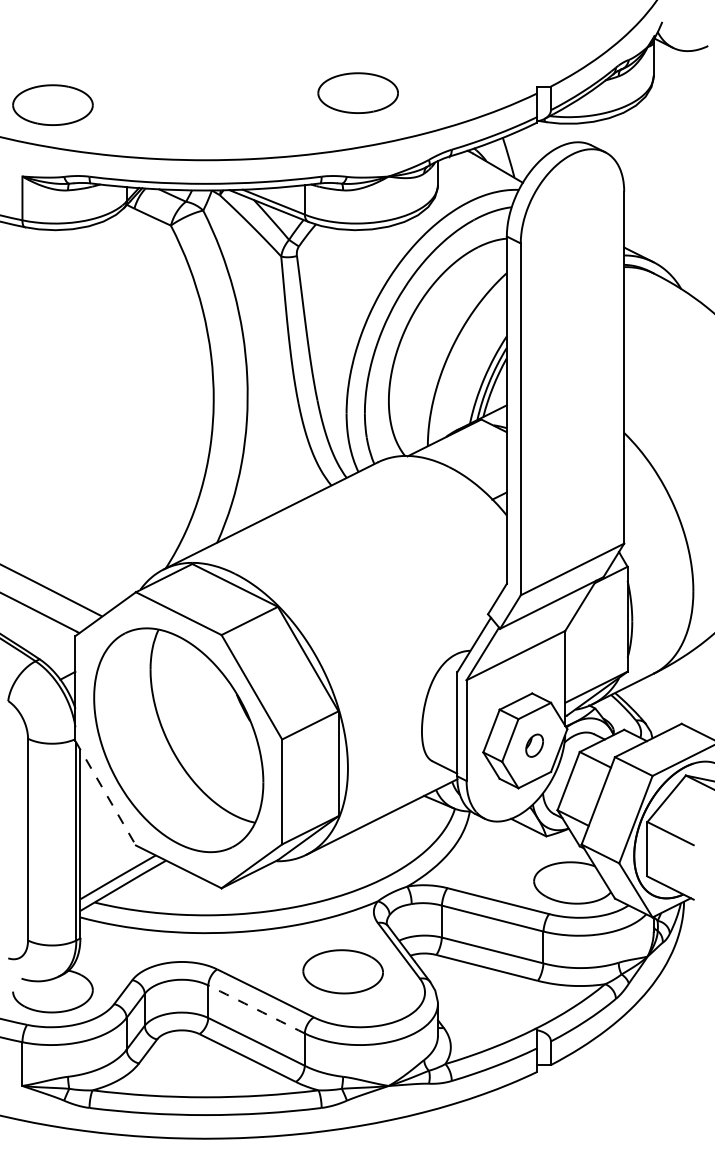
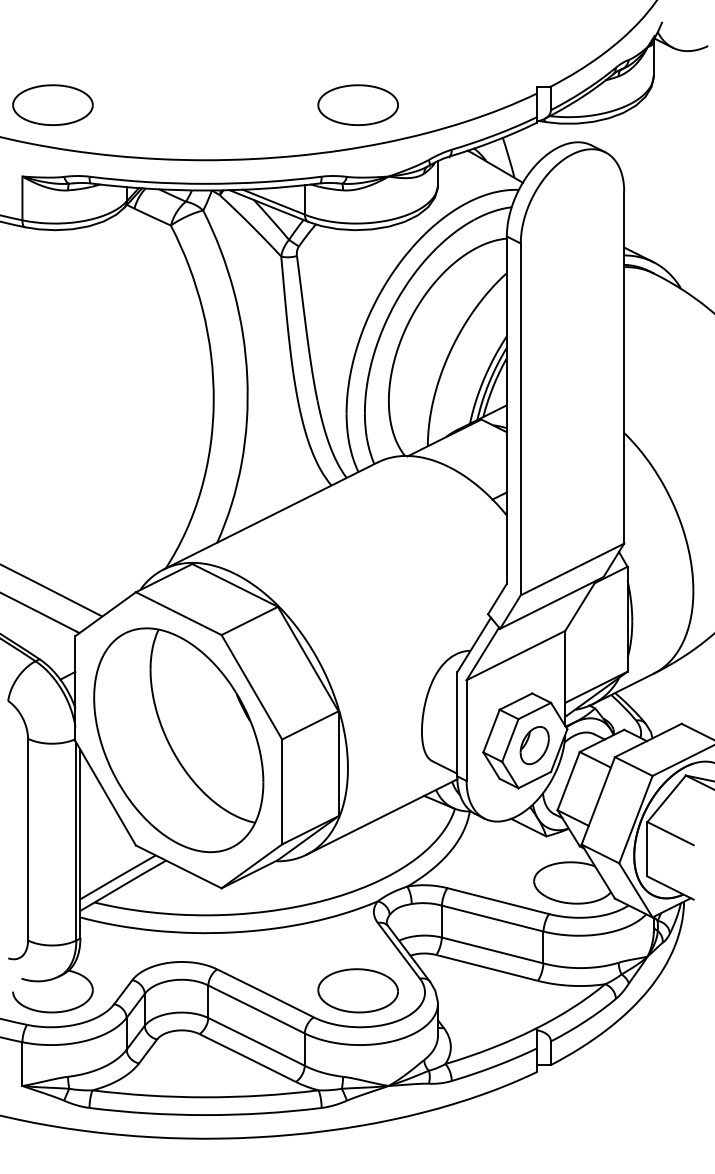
part position: (357, 92) -> (357, 104) (357, 104)
part size: 19x25 px -> 31x40 px (534, 745)
line: dashed -> solid (105, 793)
part position: (342, 971) -> (357, 990) (357, 990)
arc: dashed -> solid (256, 1009)
